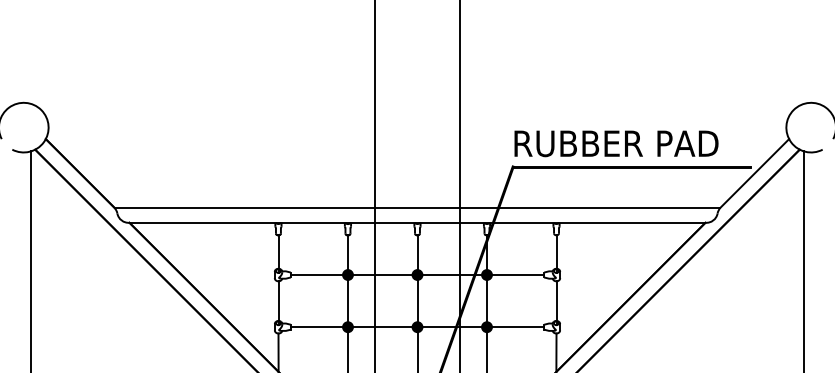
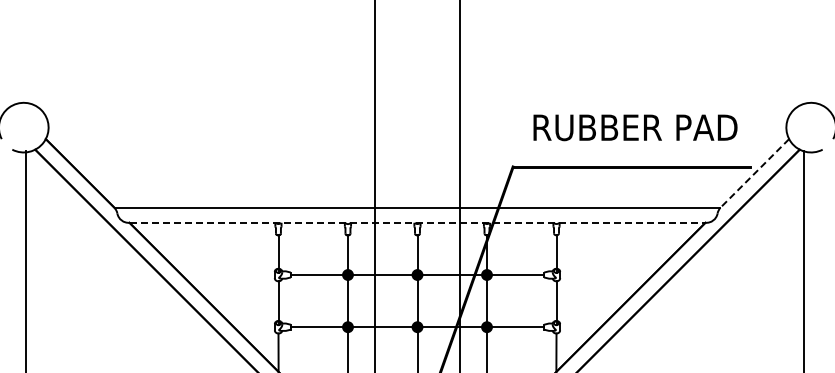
text position: (616, 143) -> (635, 127) (635, 127)
line: solid -> dashed (754, 173)
line: solid -> dashed (417, 222)
line position: (31, 260) -> (26, 260) (26, 260)
